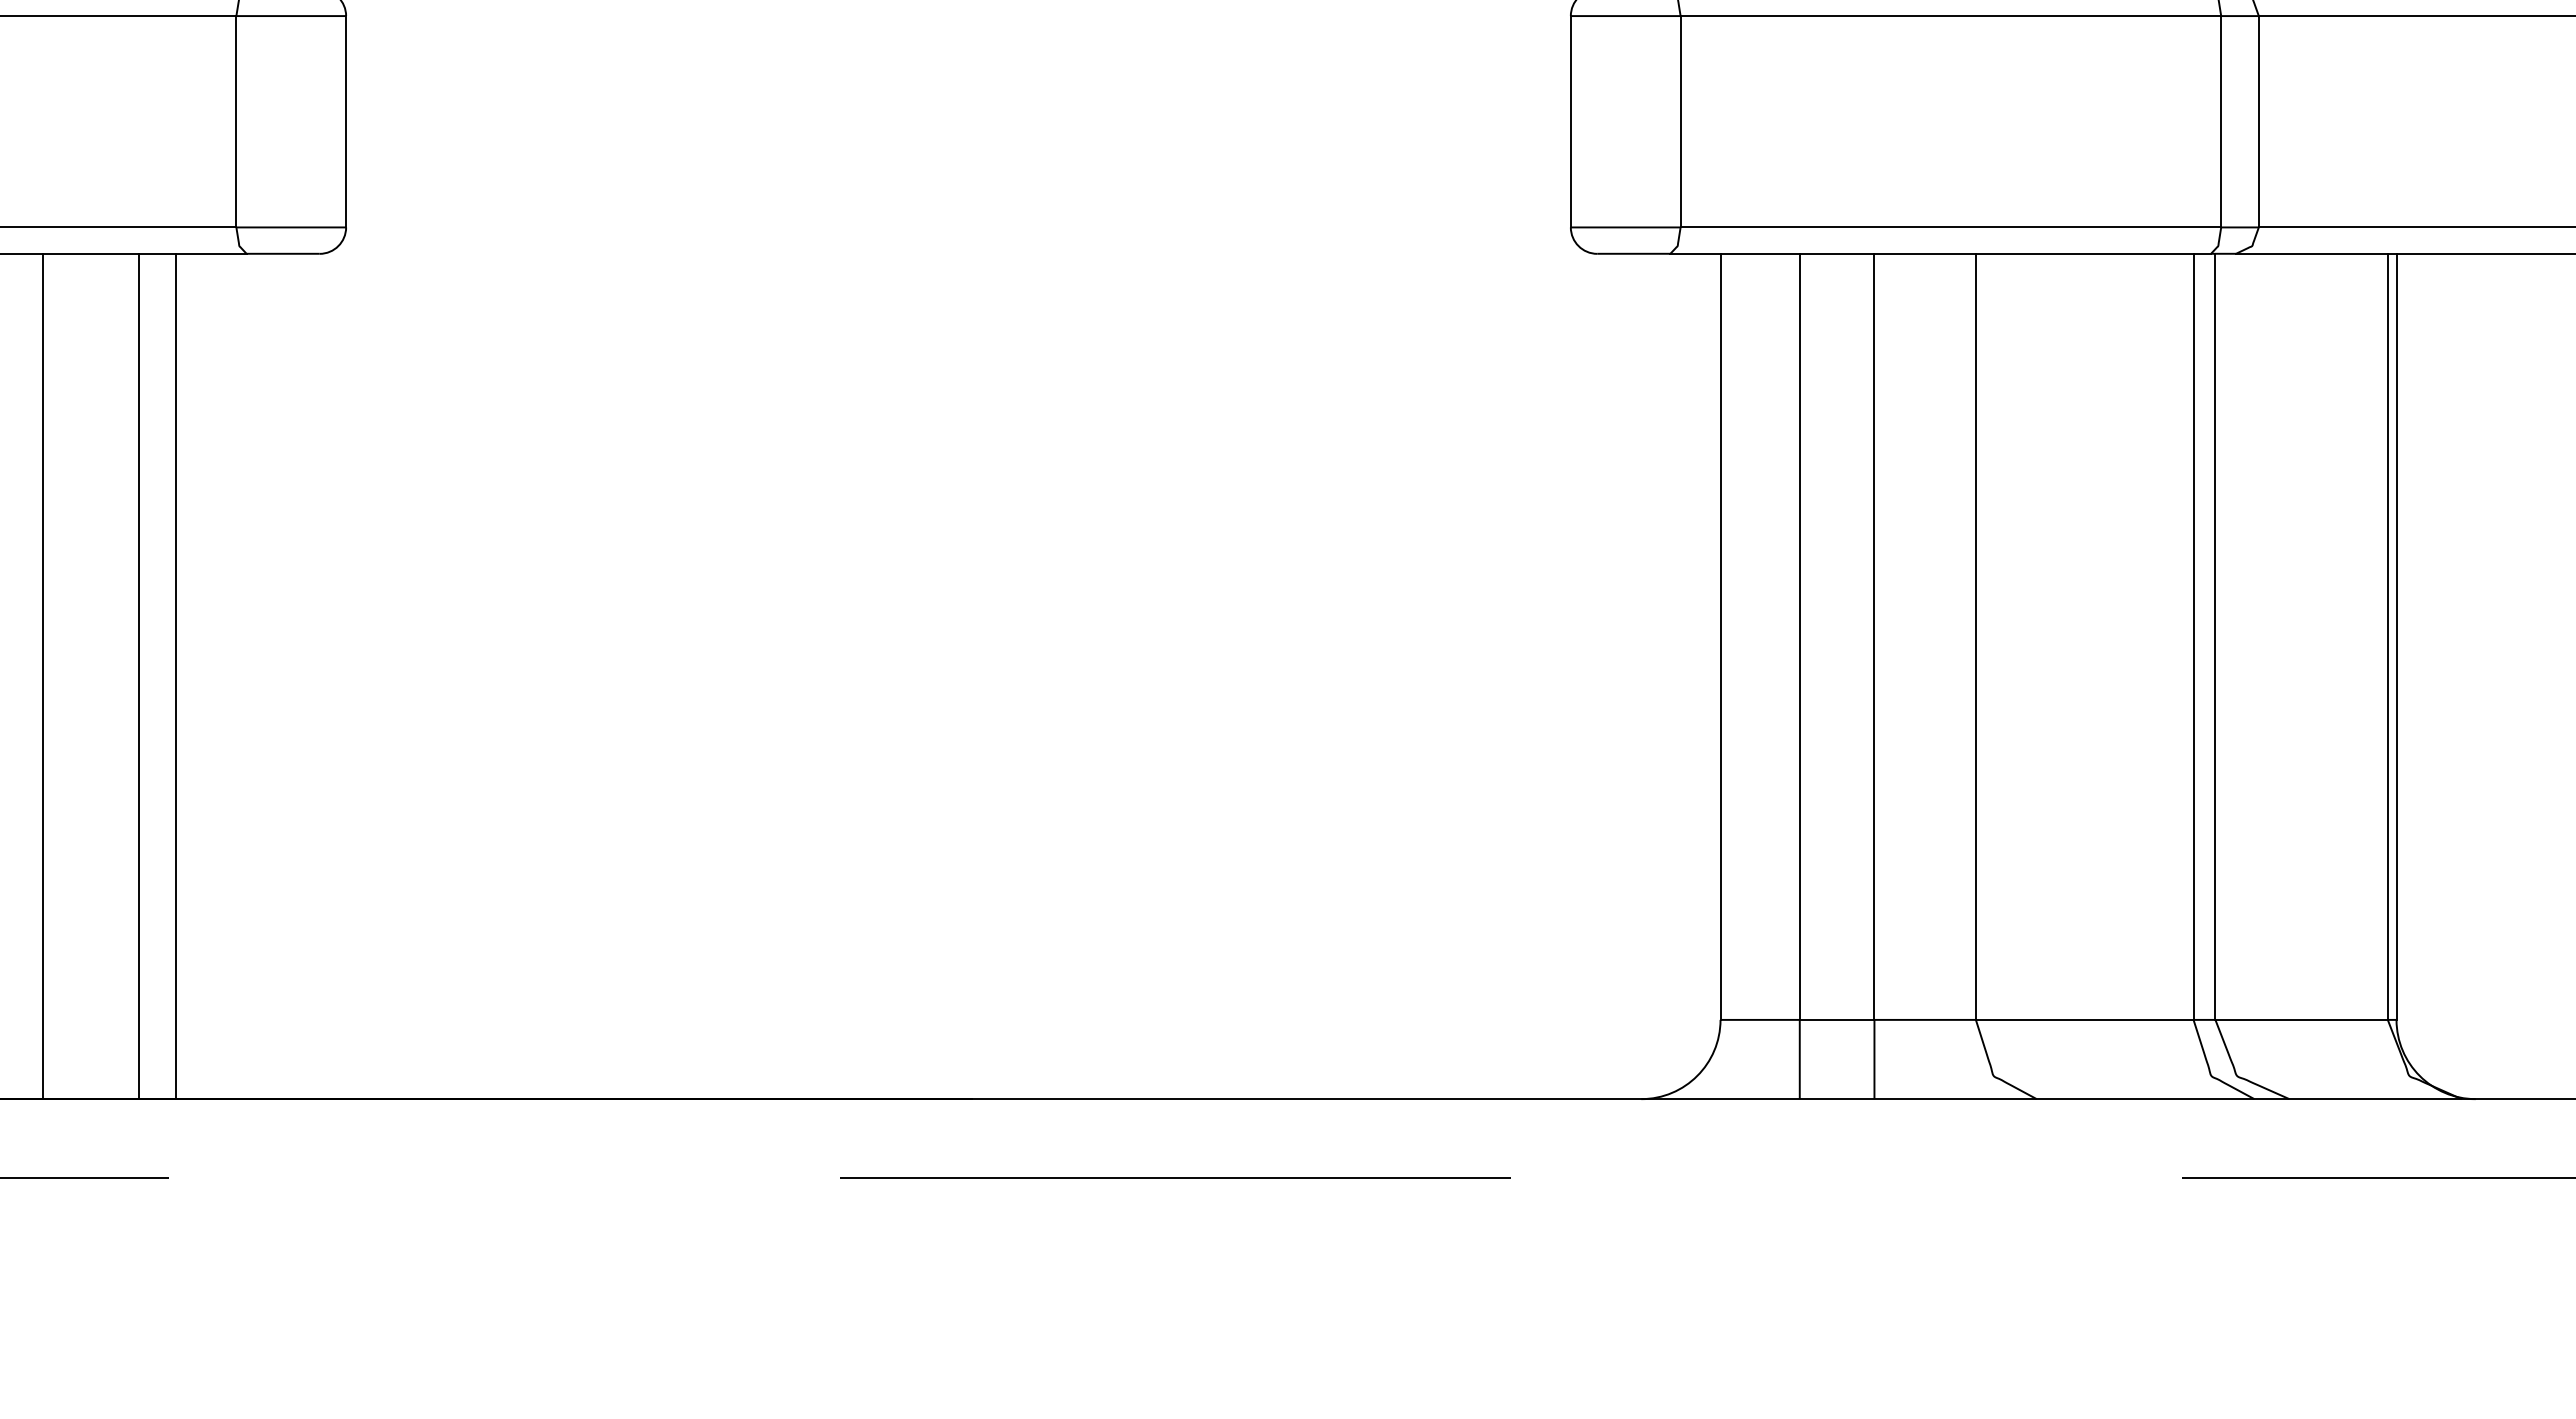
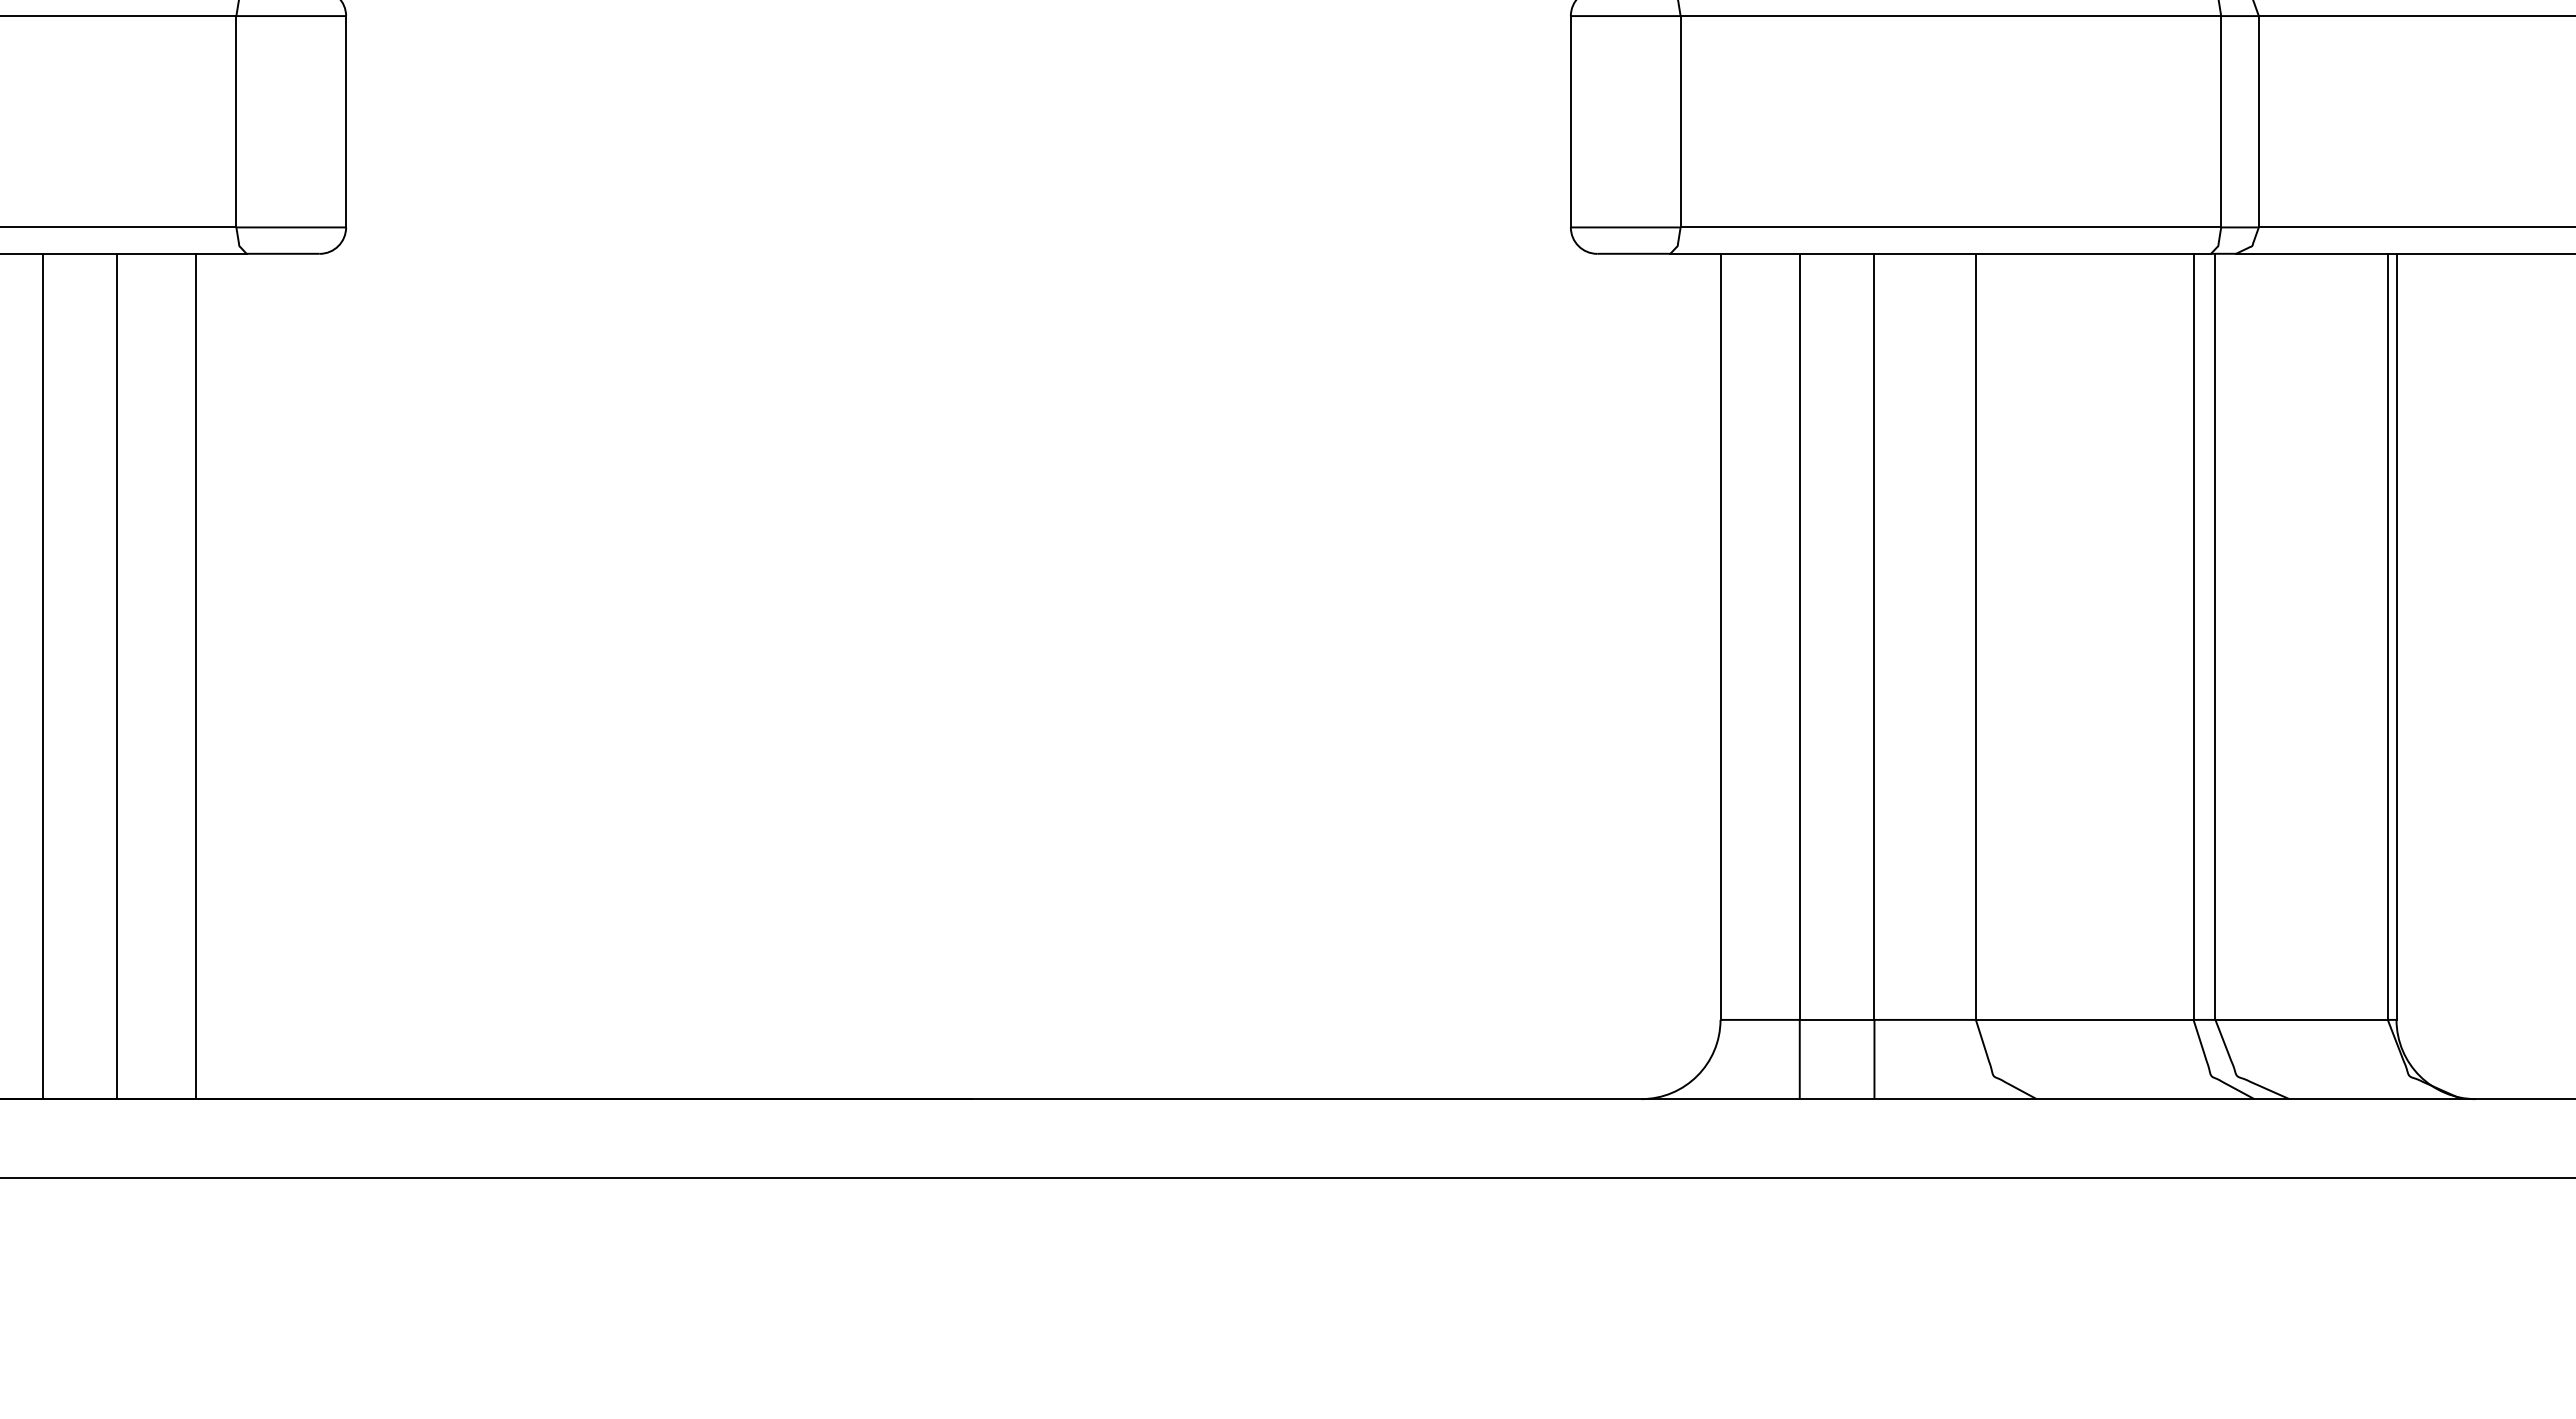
line position: (139, 676) -> (117, 676) (117, 676)
line position: (176, 676) -> (196, 676) (196, 676)
line: dashed -> solid (1287, 1178)
